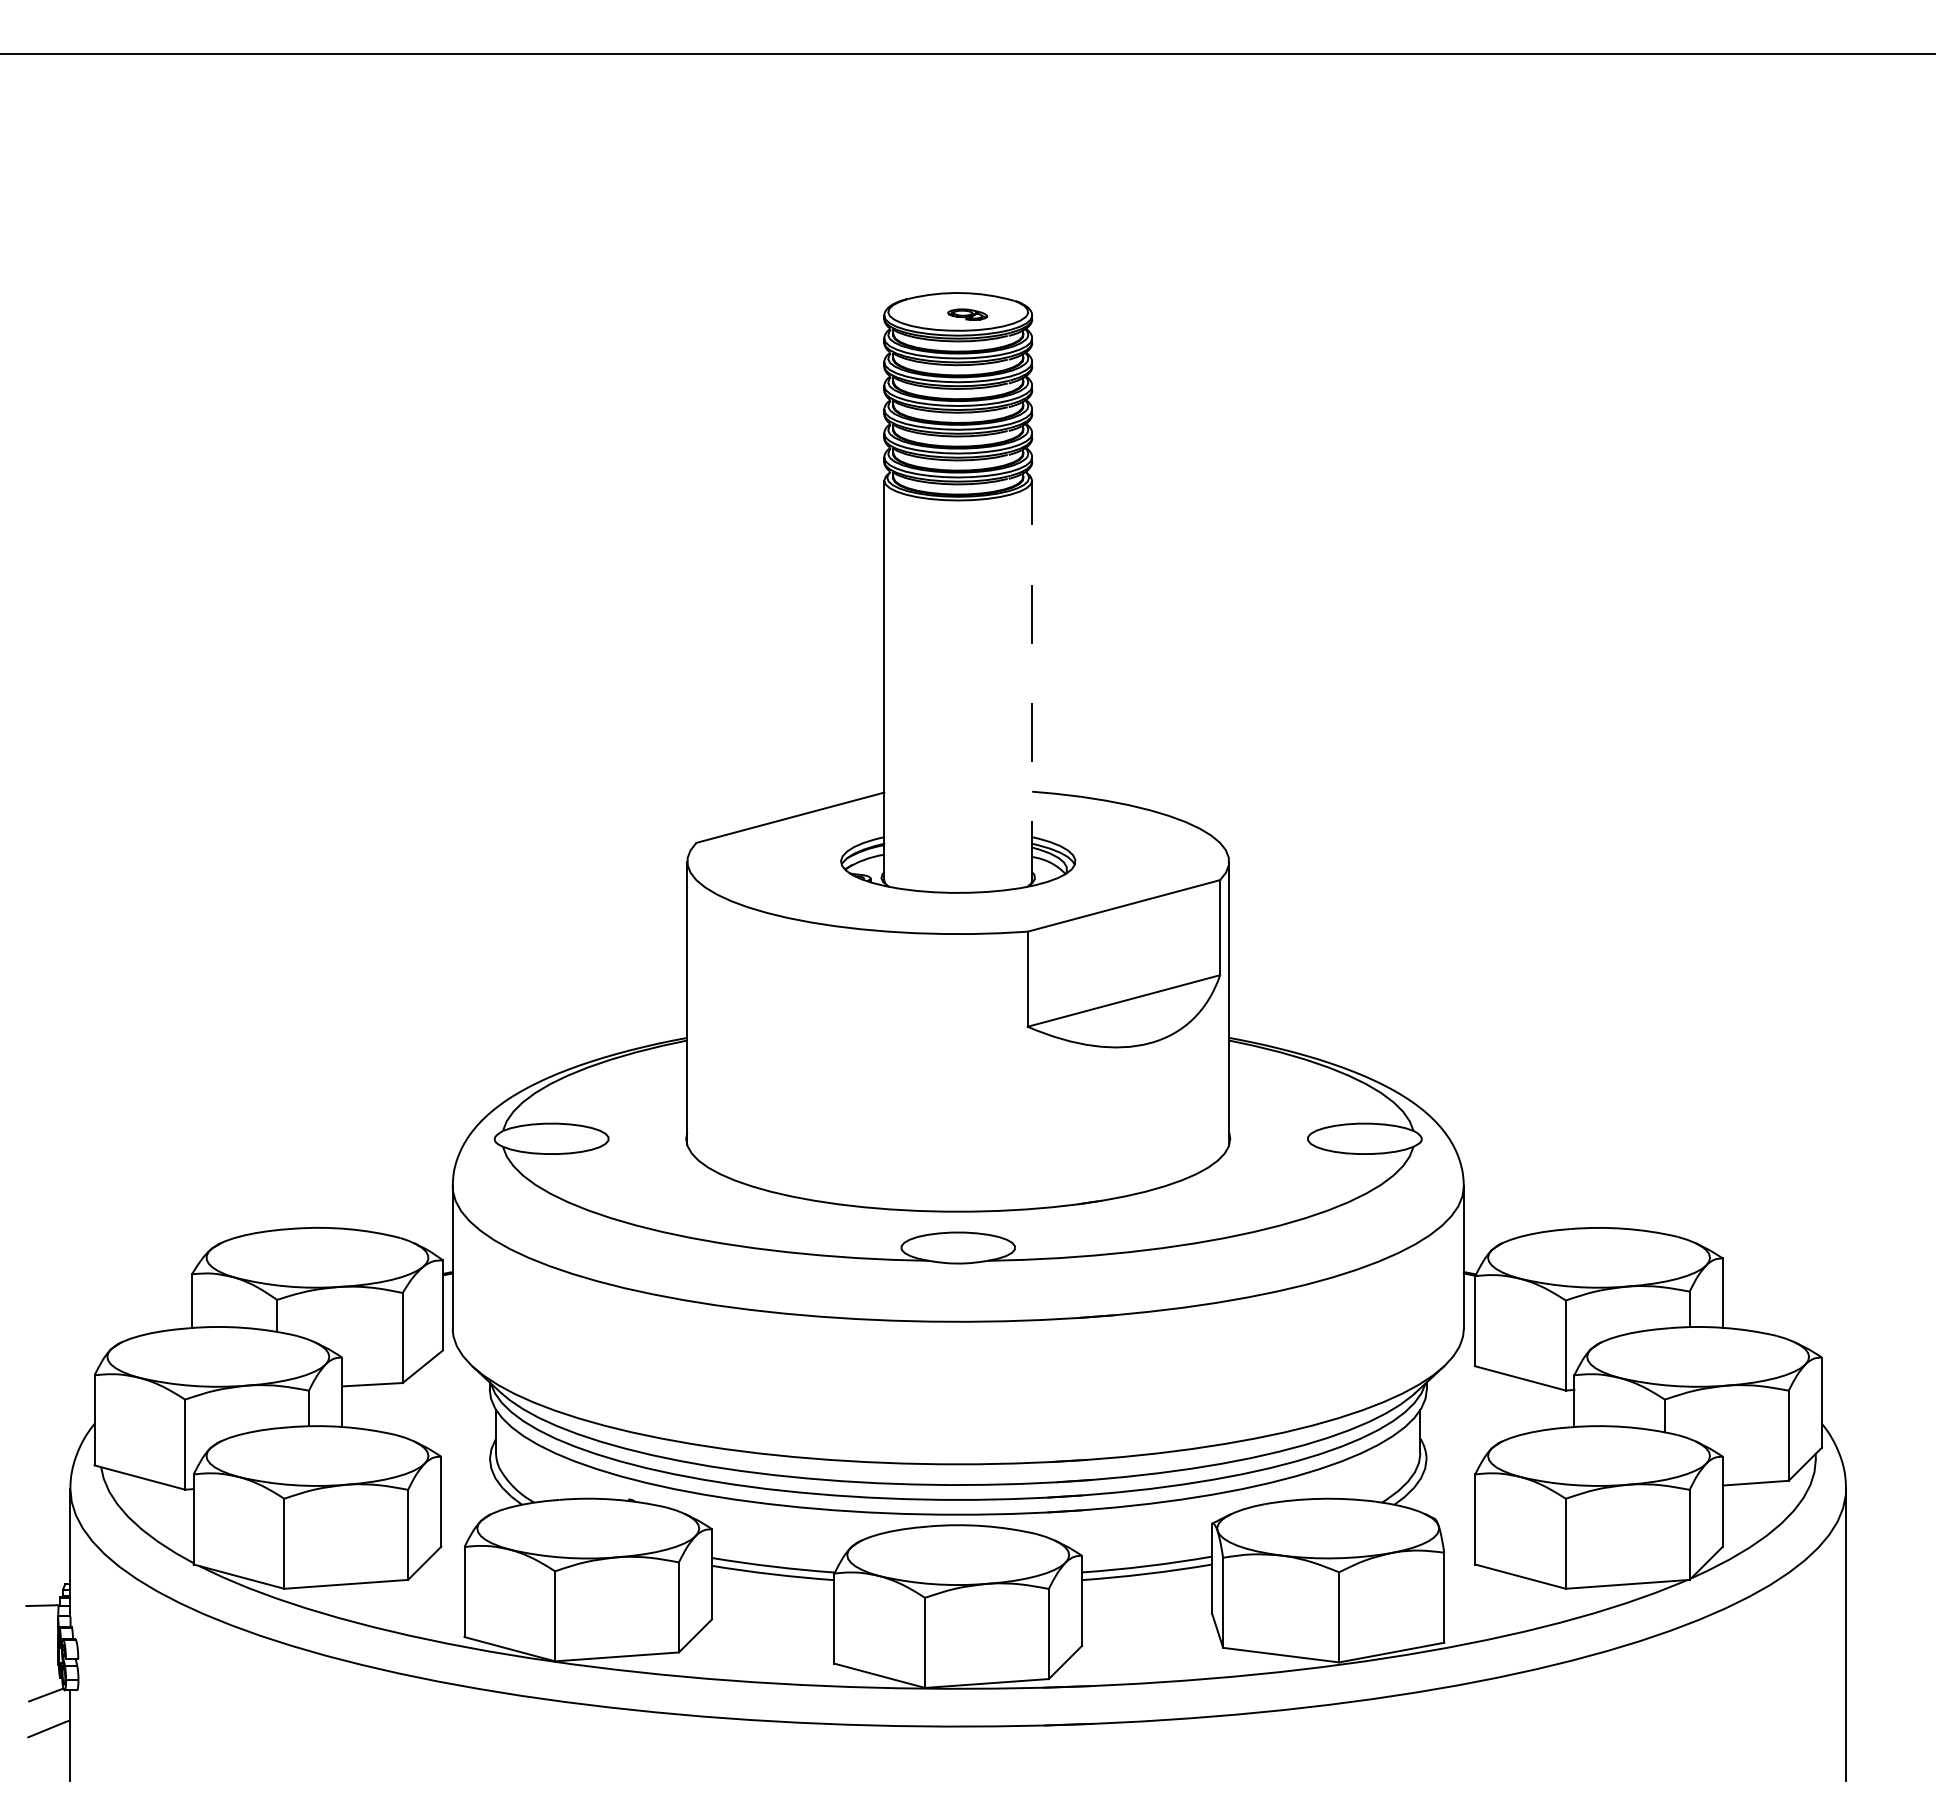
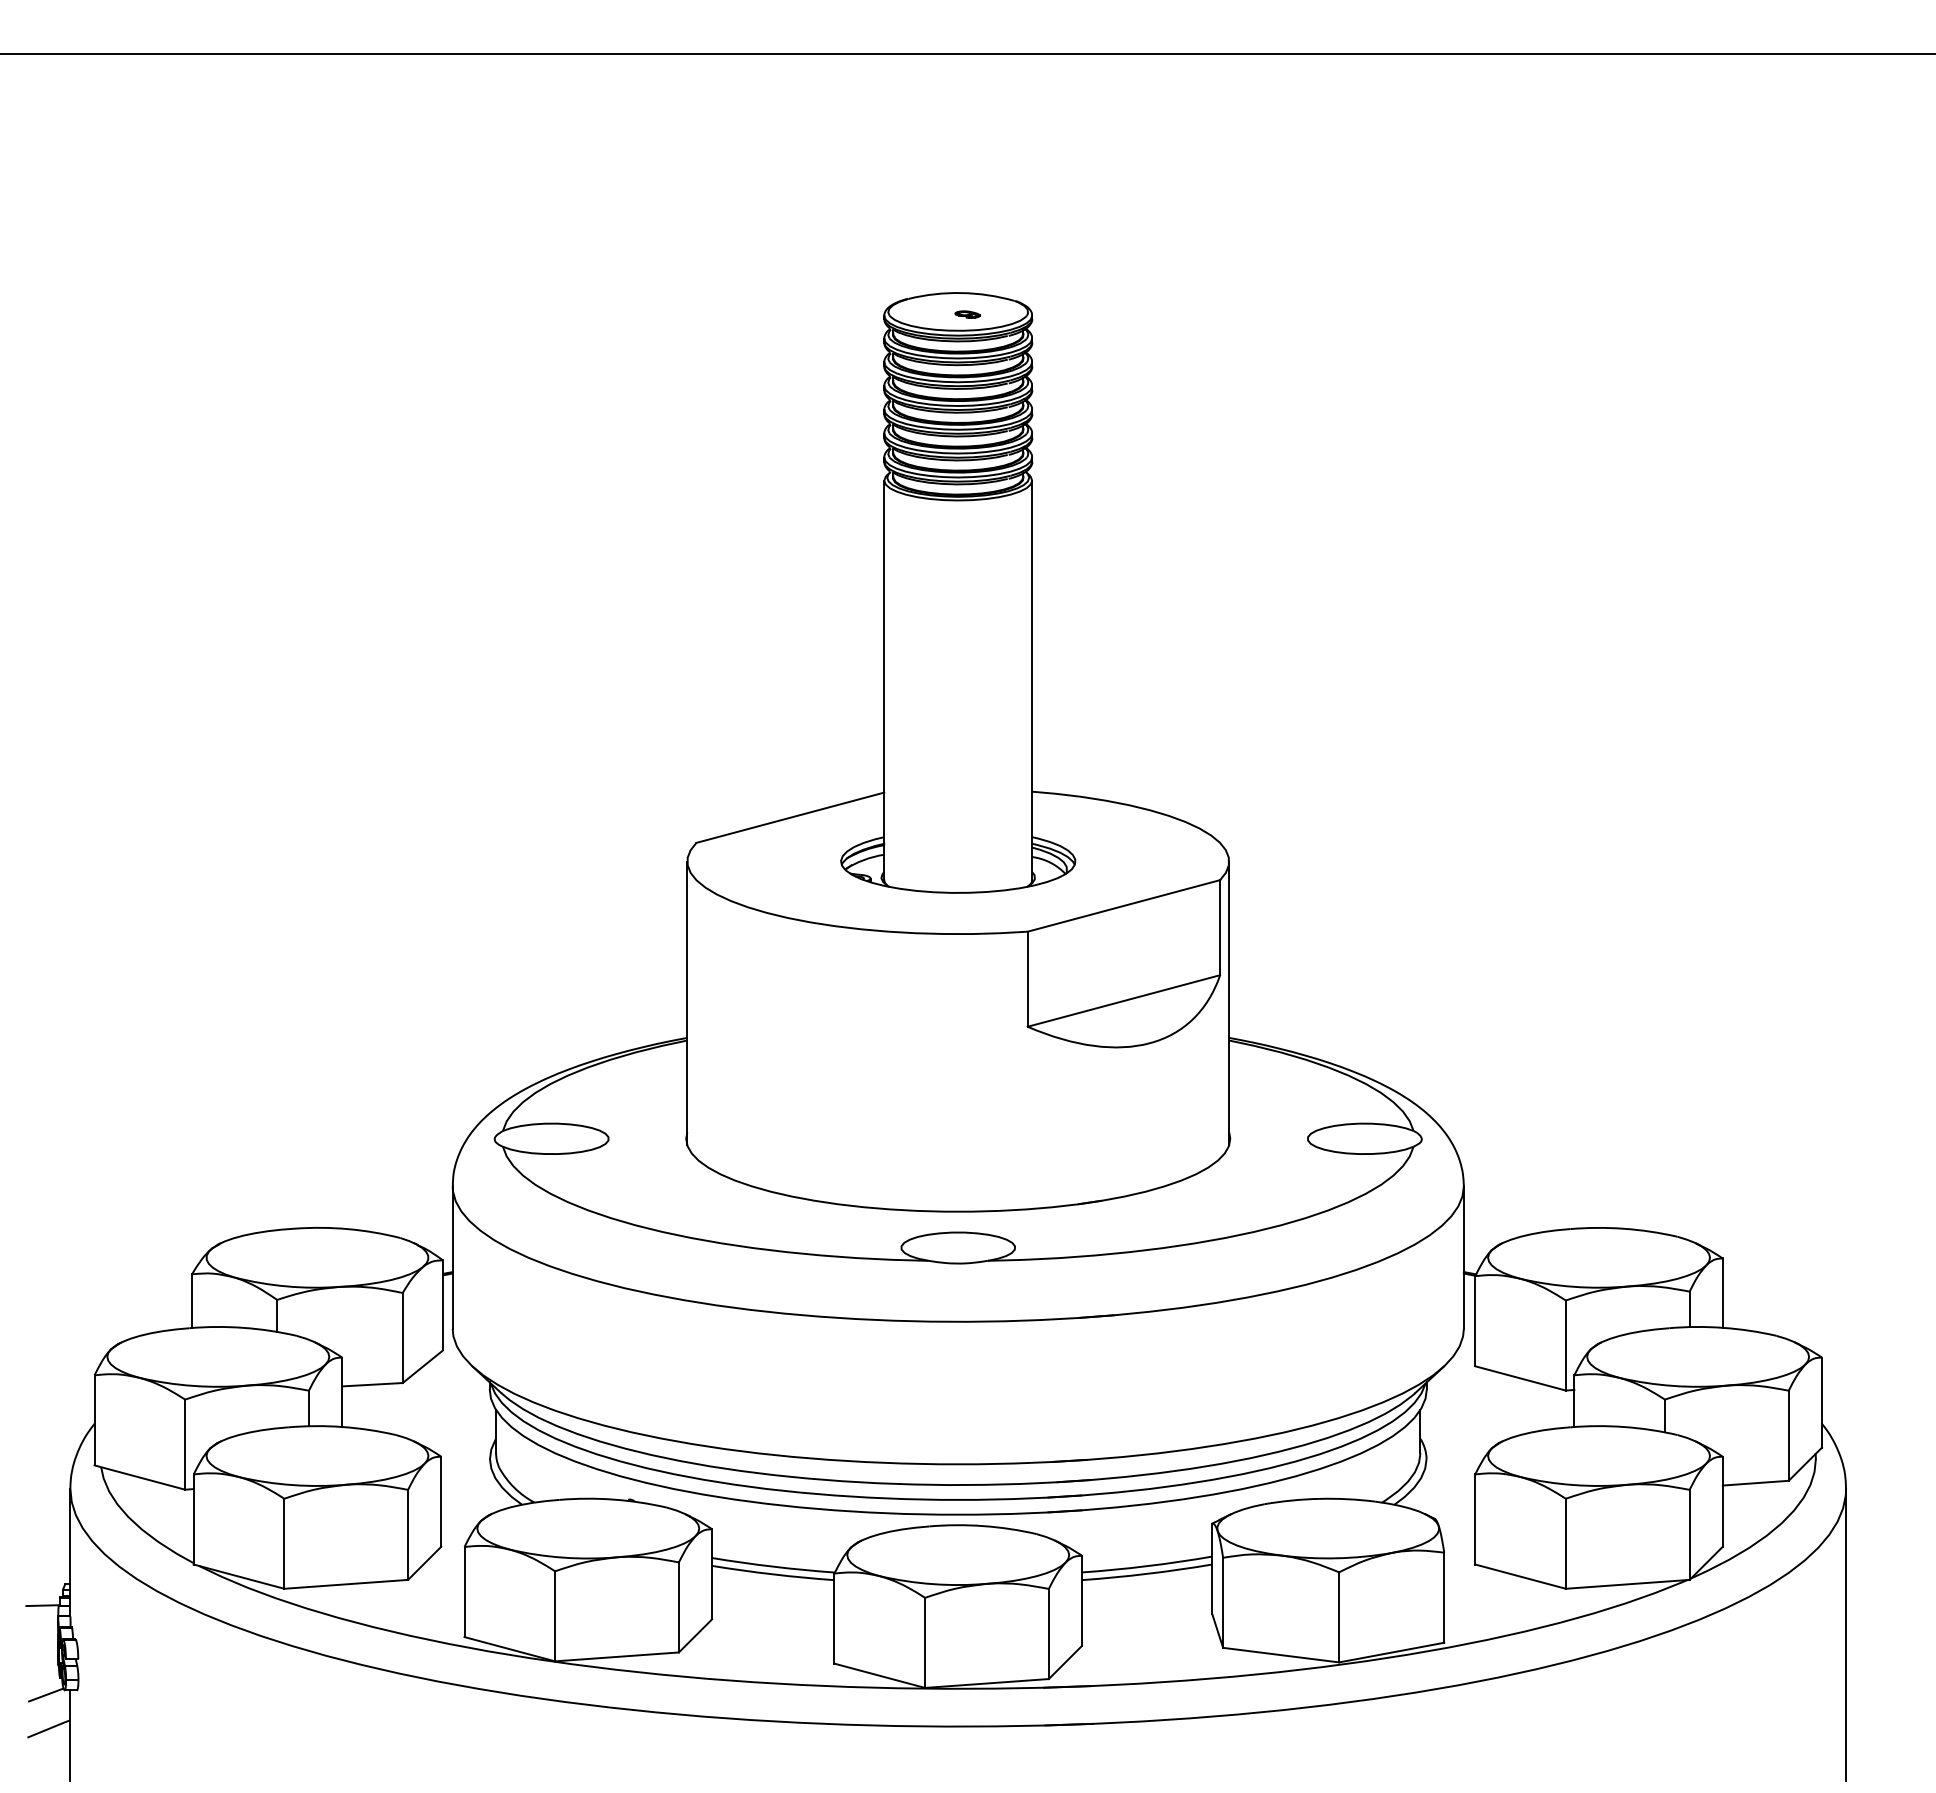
part size: 42x13 px -> 27x9 px (967, 314)
line: dashed -> solid (1032, 680)
